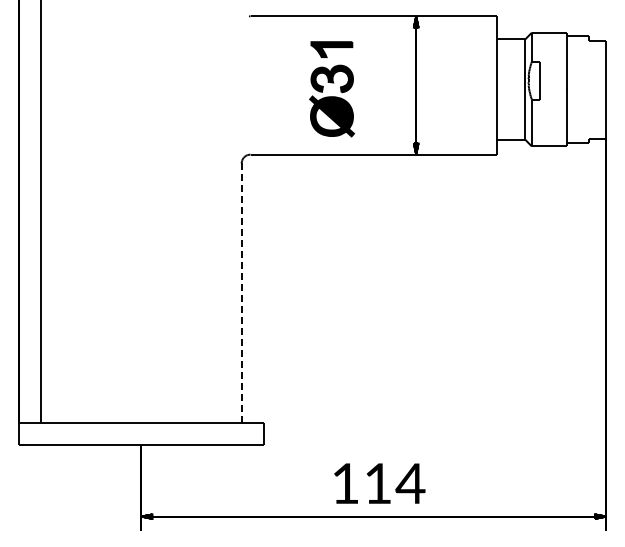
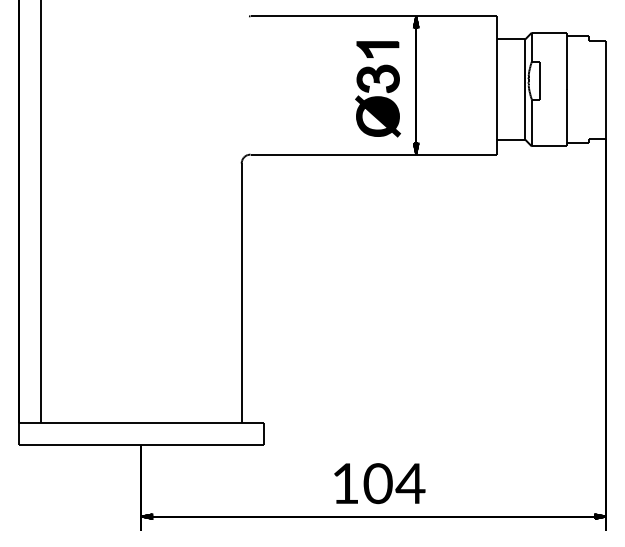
part position: (331, 89) -> (377, 89) (377, 89)
line: dashed -> solid (241, 293)
text: 114 -> 104 (377, 483)
